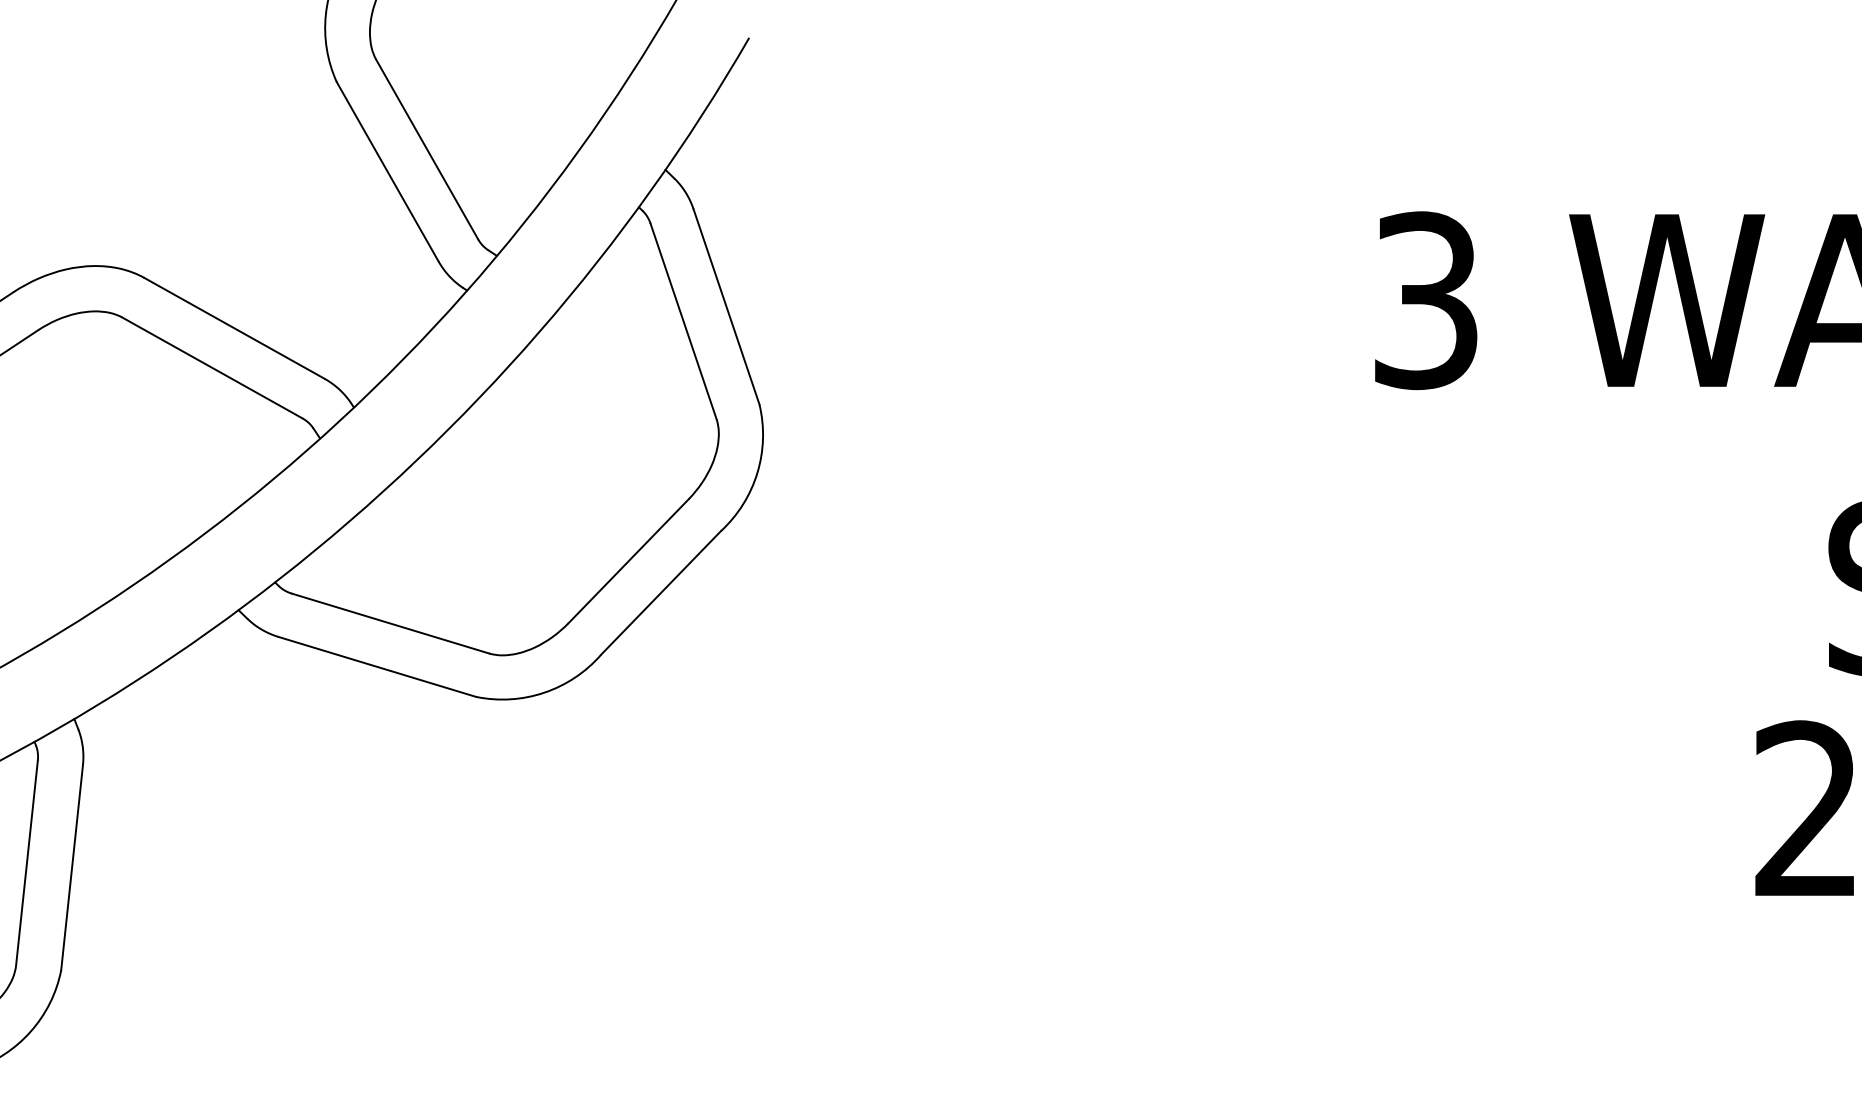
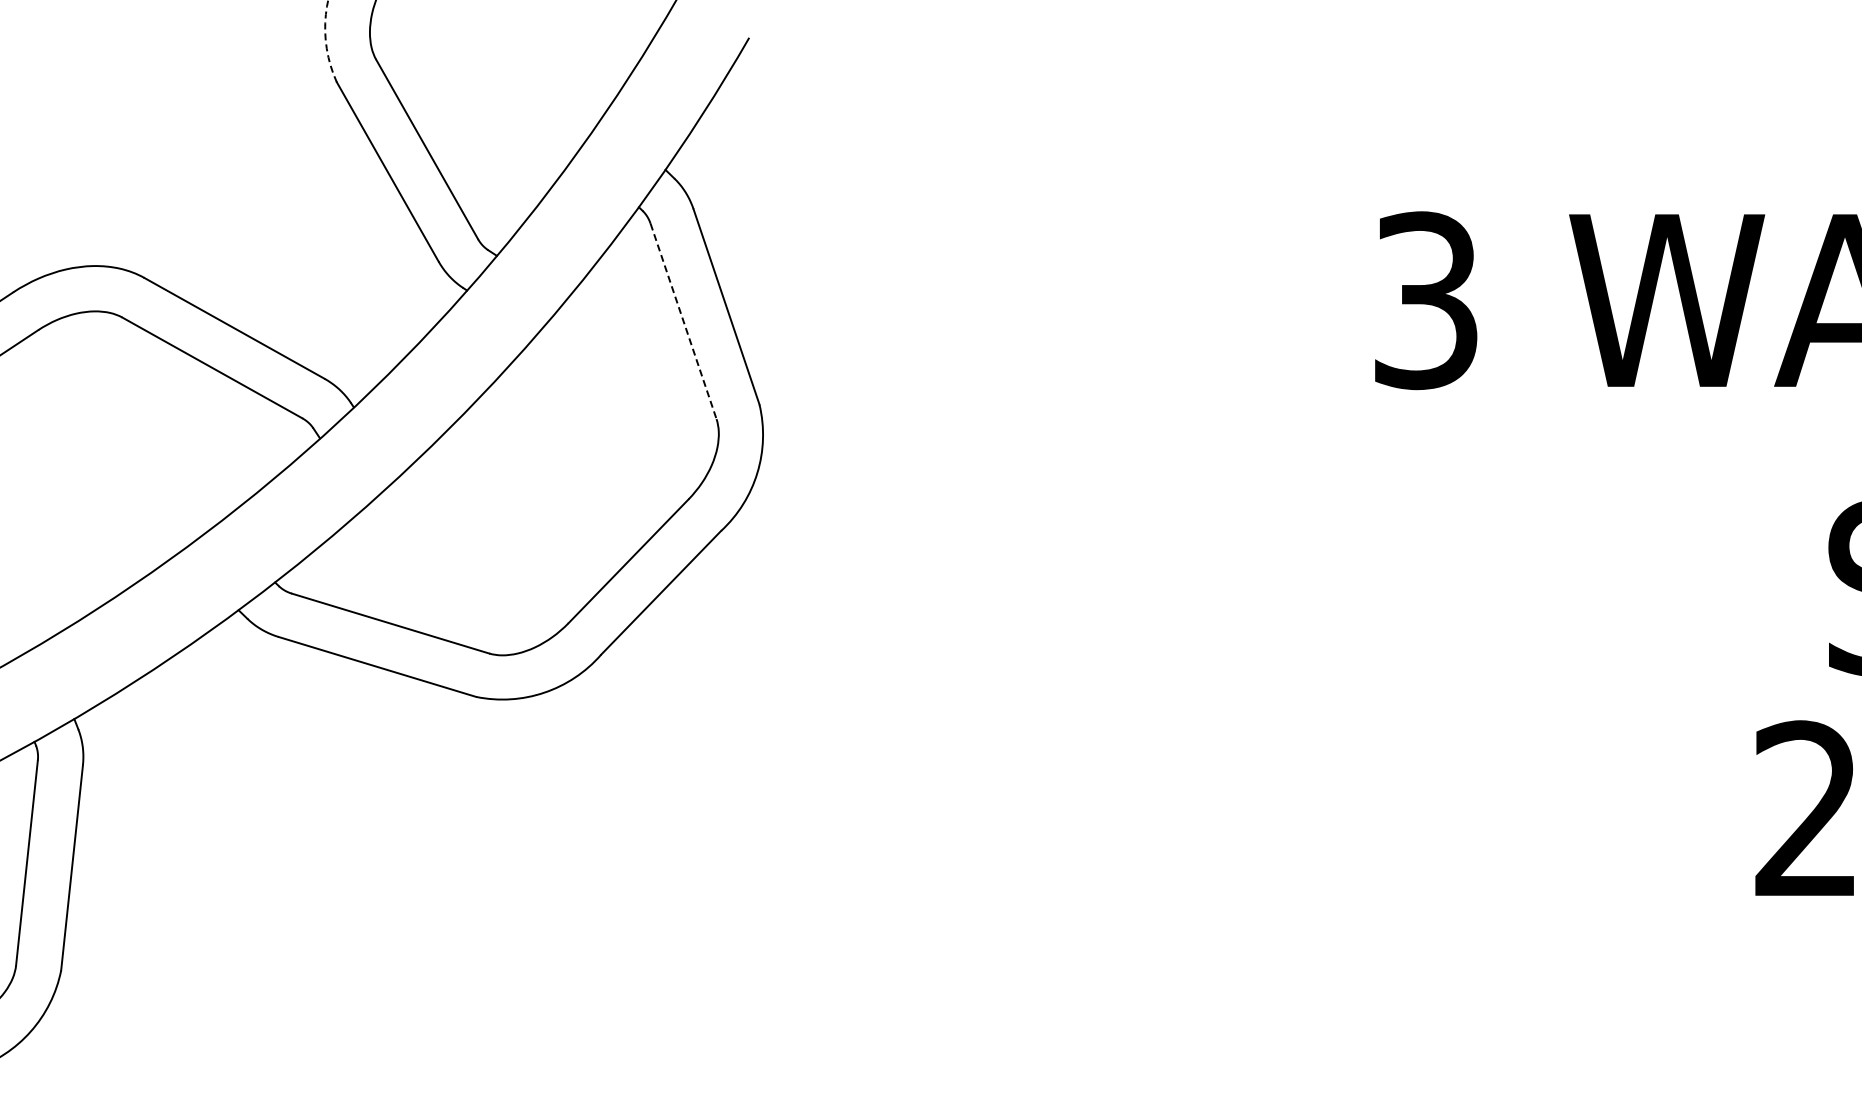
arc: solid -> dashed (325, 41)
line: solid -> dashed (683, 321)
